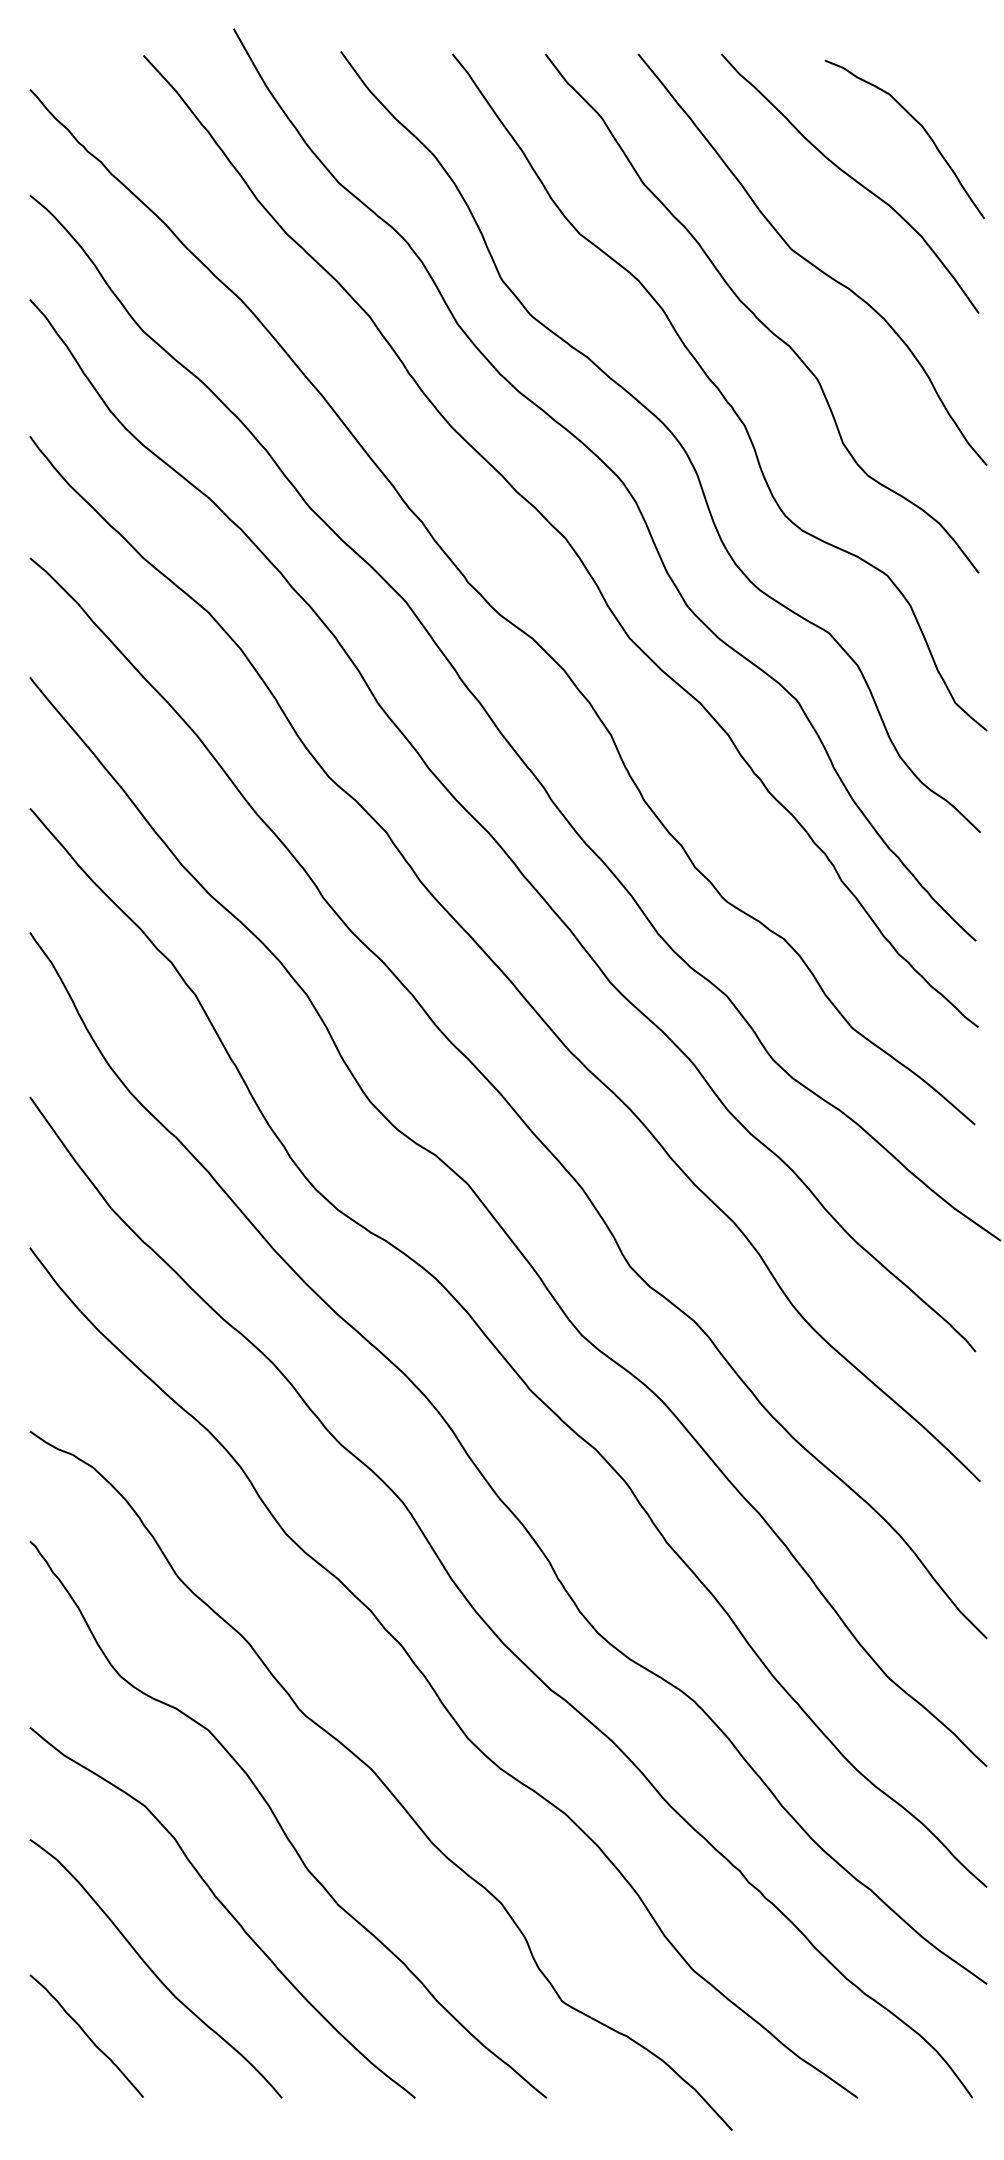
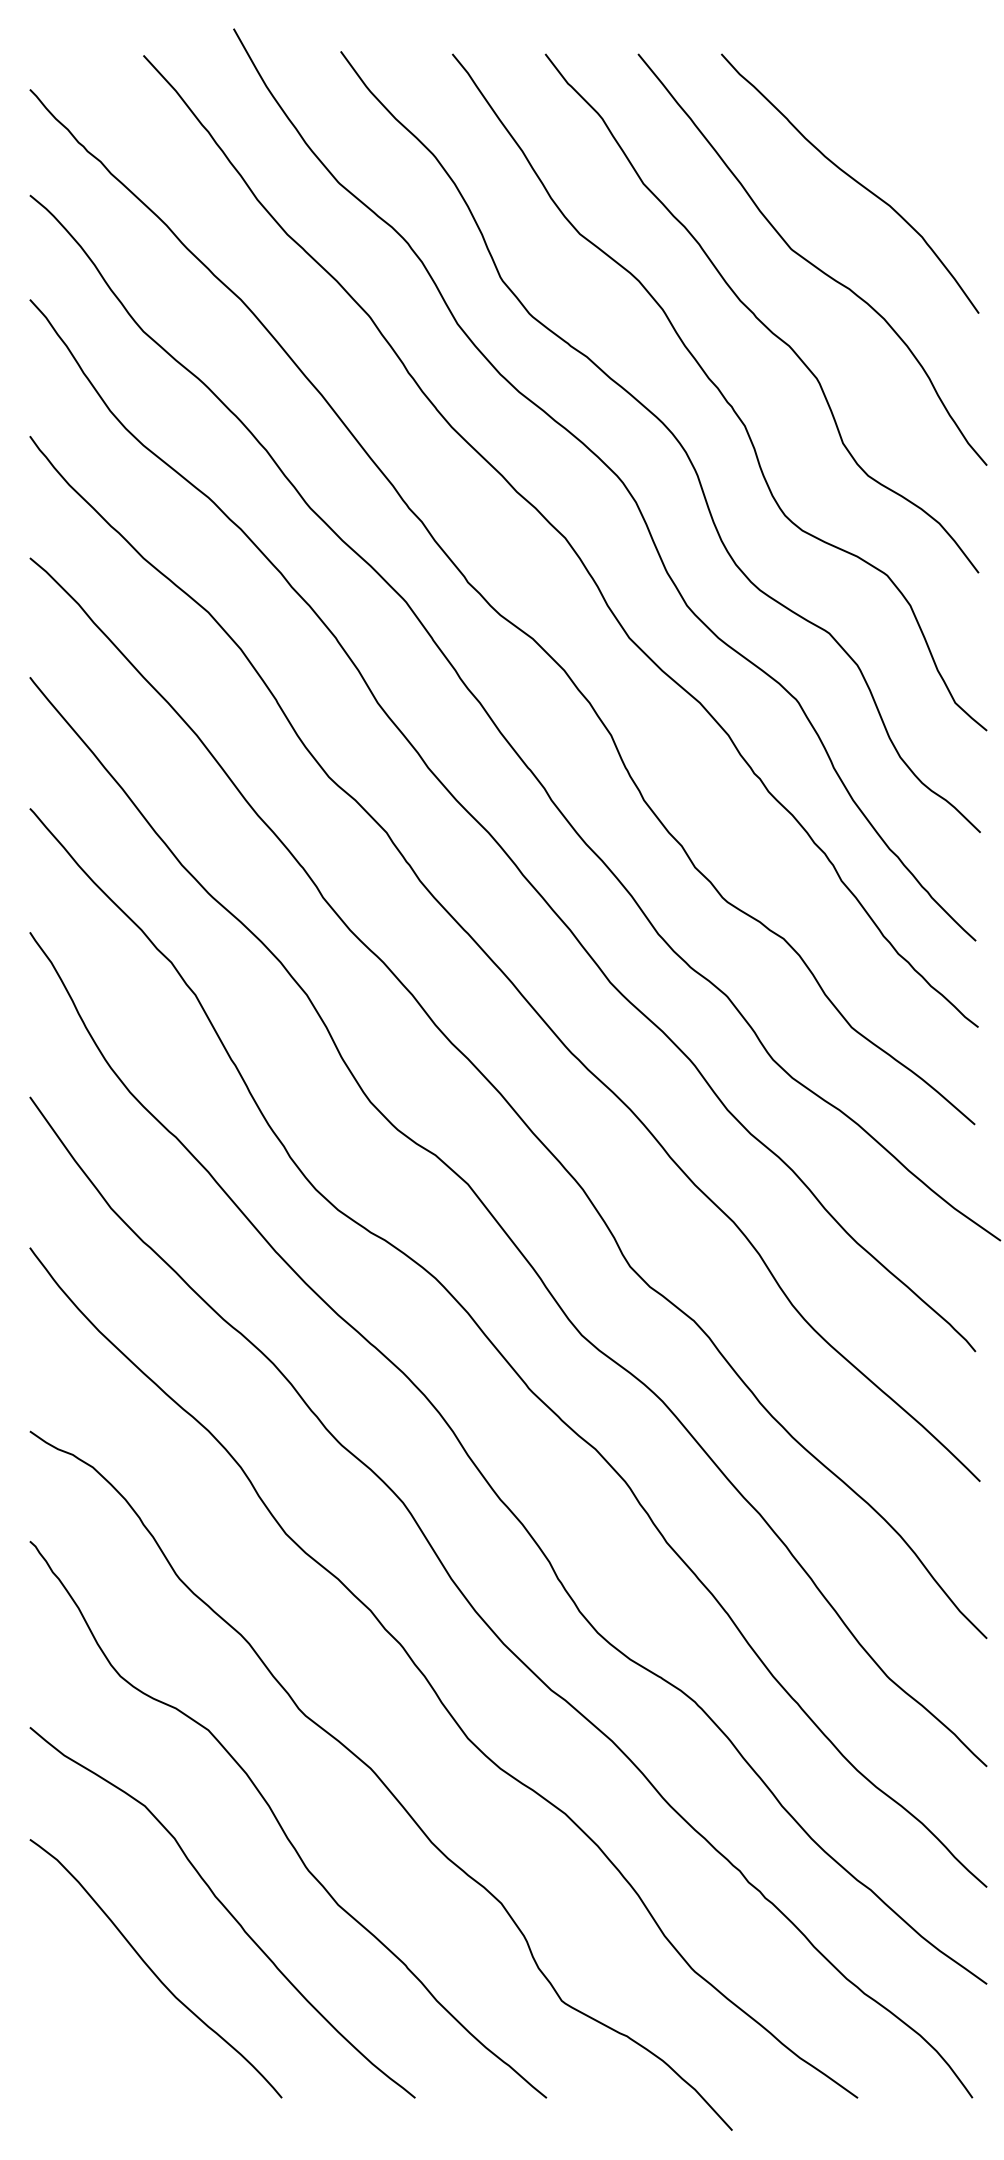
curve: present -> none (918, 124)
curve: present -> none (86, 2035)
